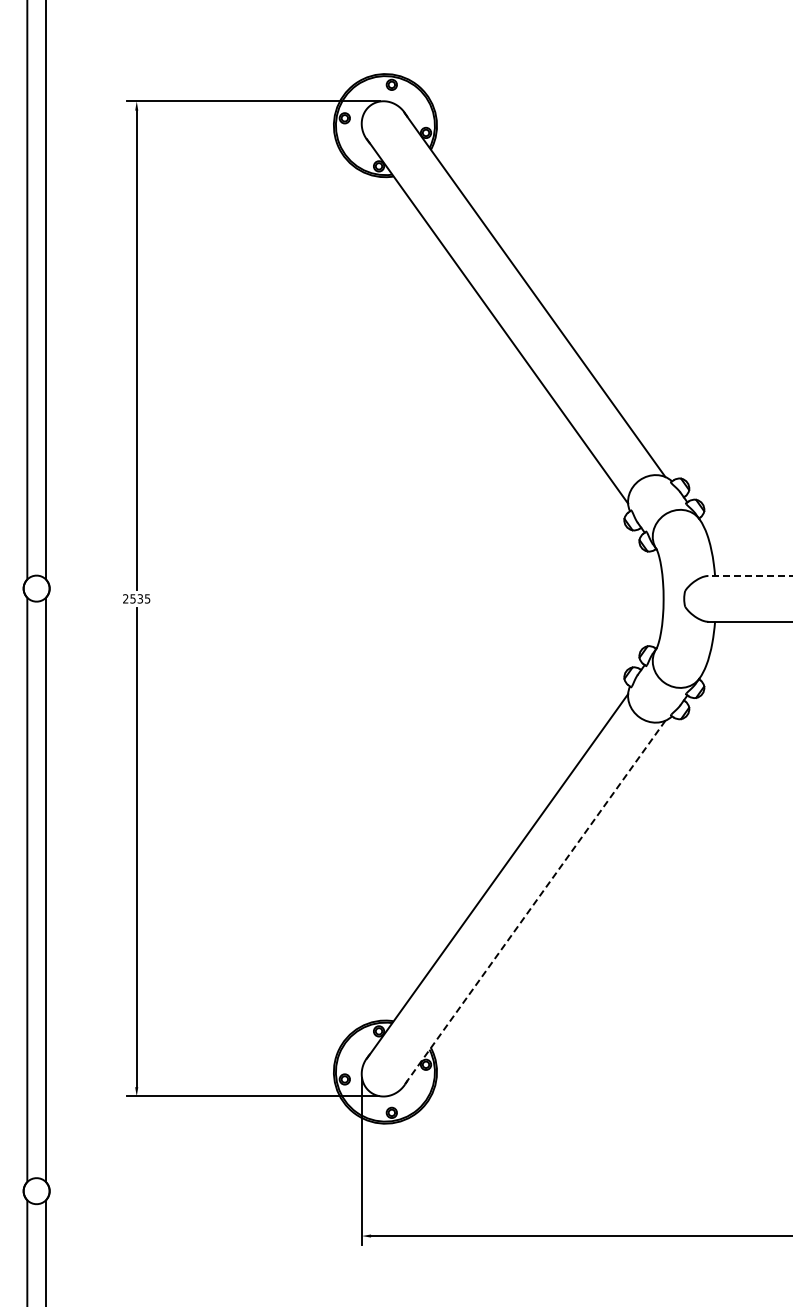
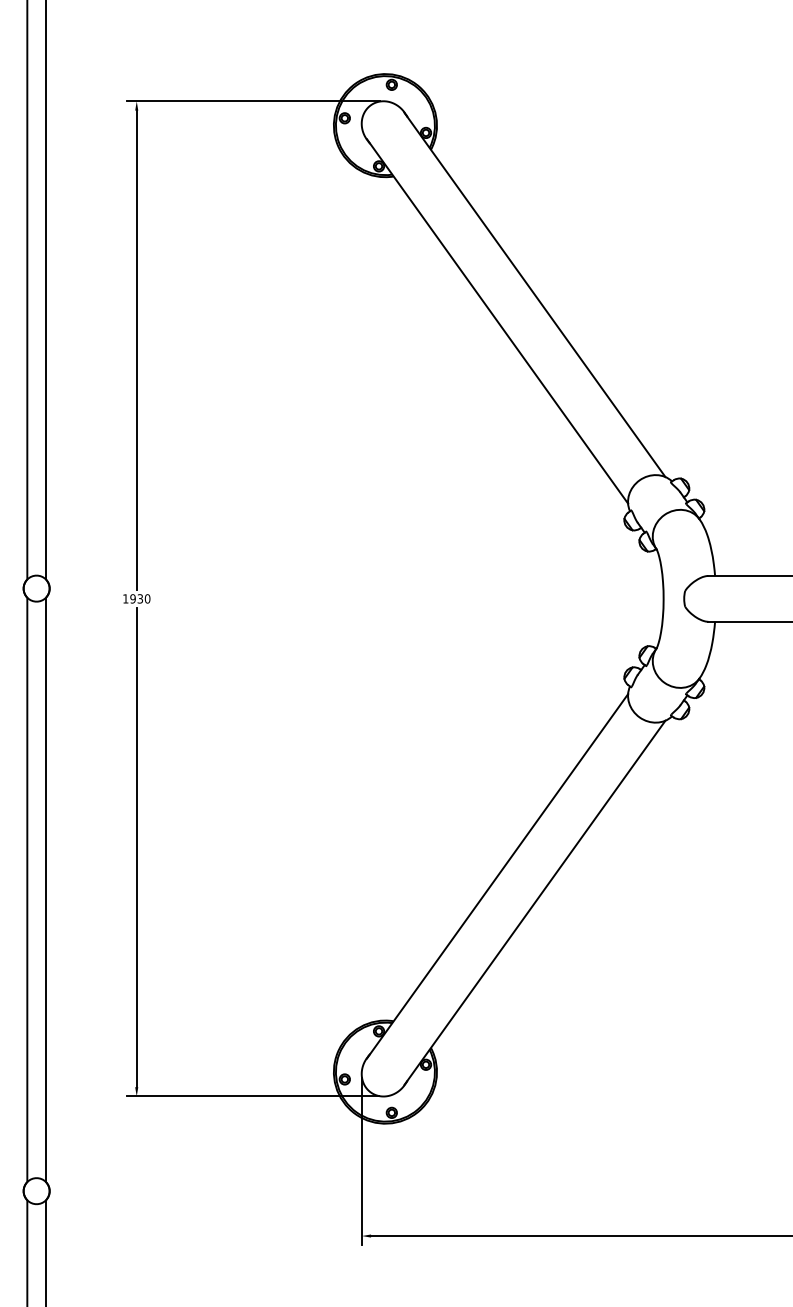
line: dashed -> solid (750, 575)
text: 2535 -> 1930 (136, 598)
line: dashed -> solid (534, 903)
